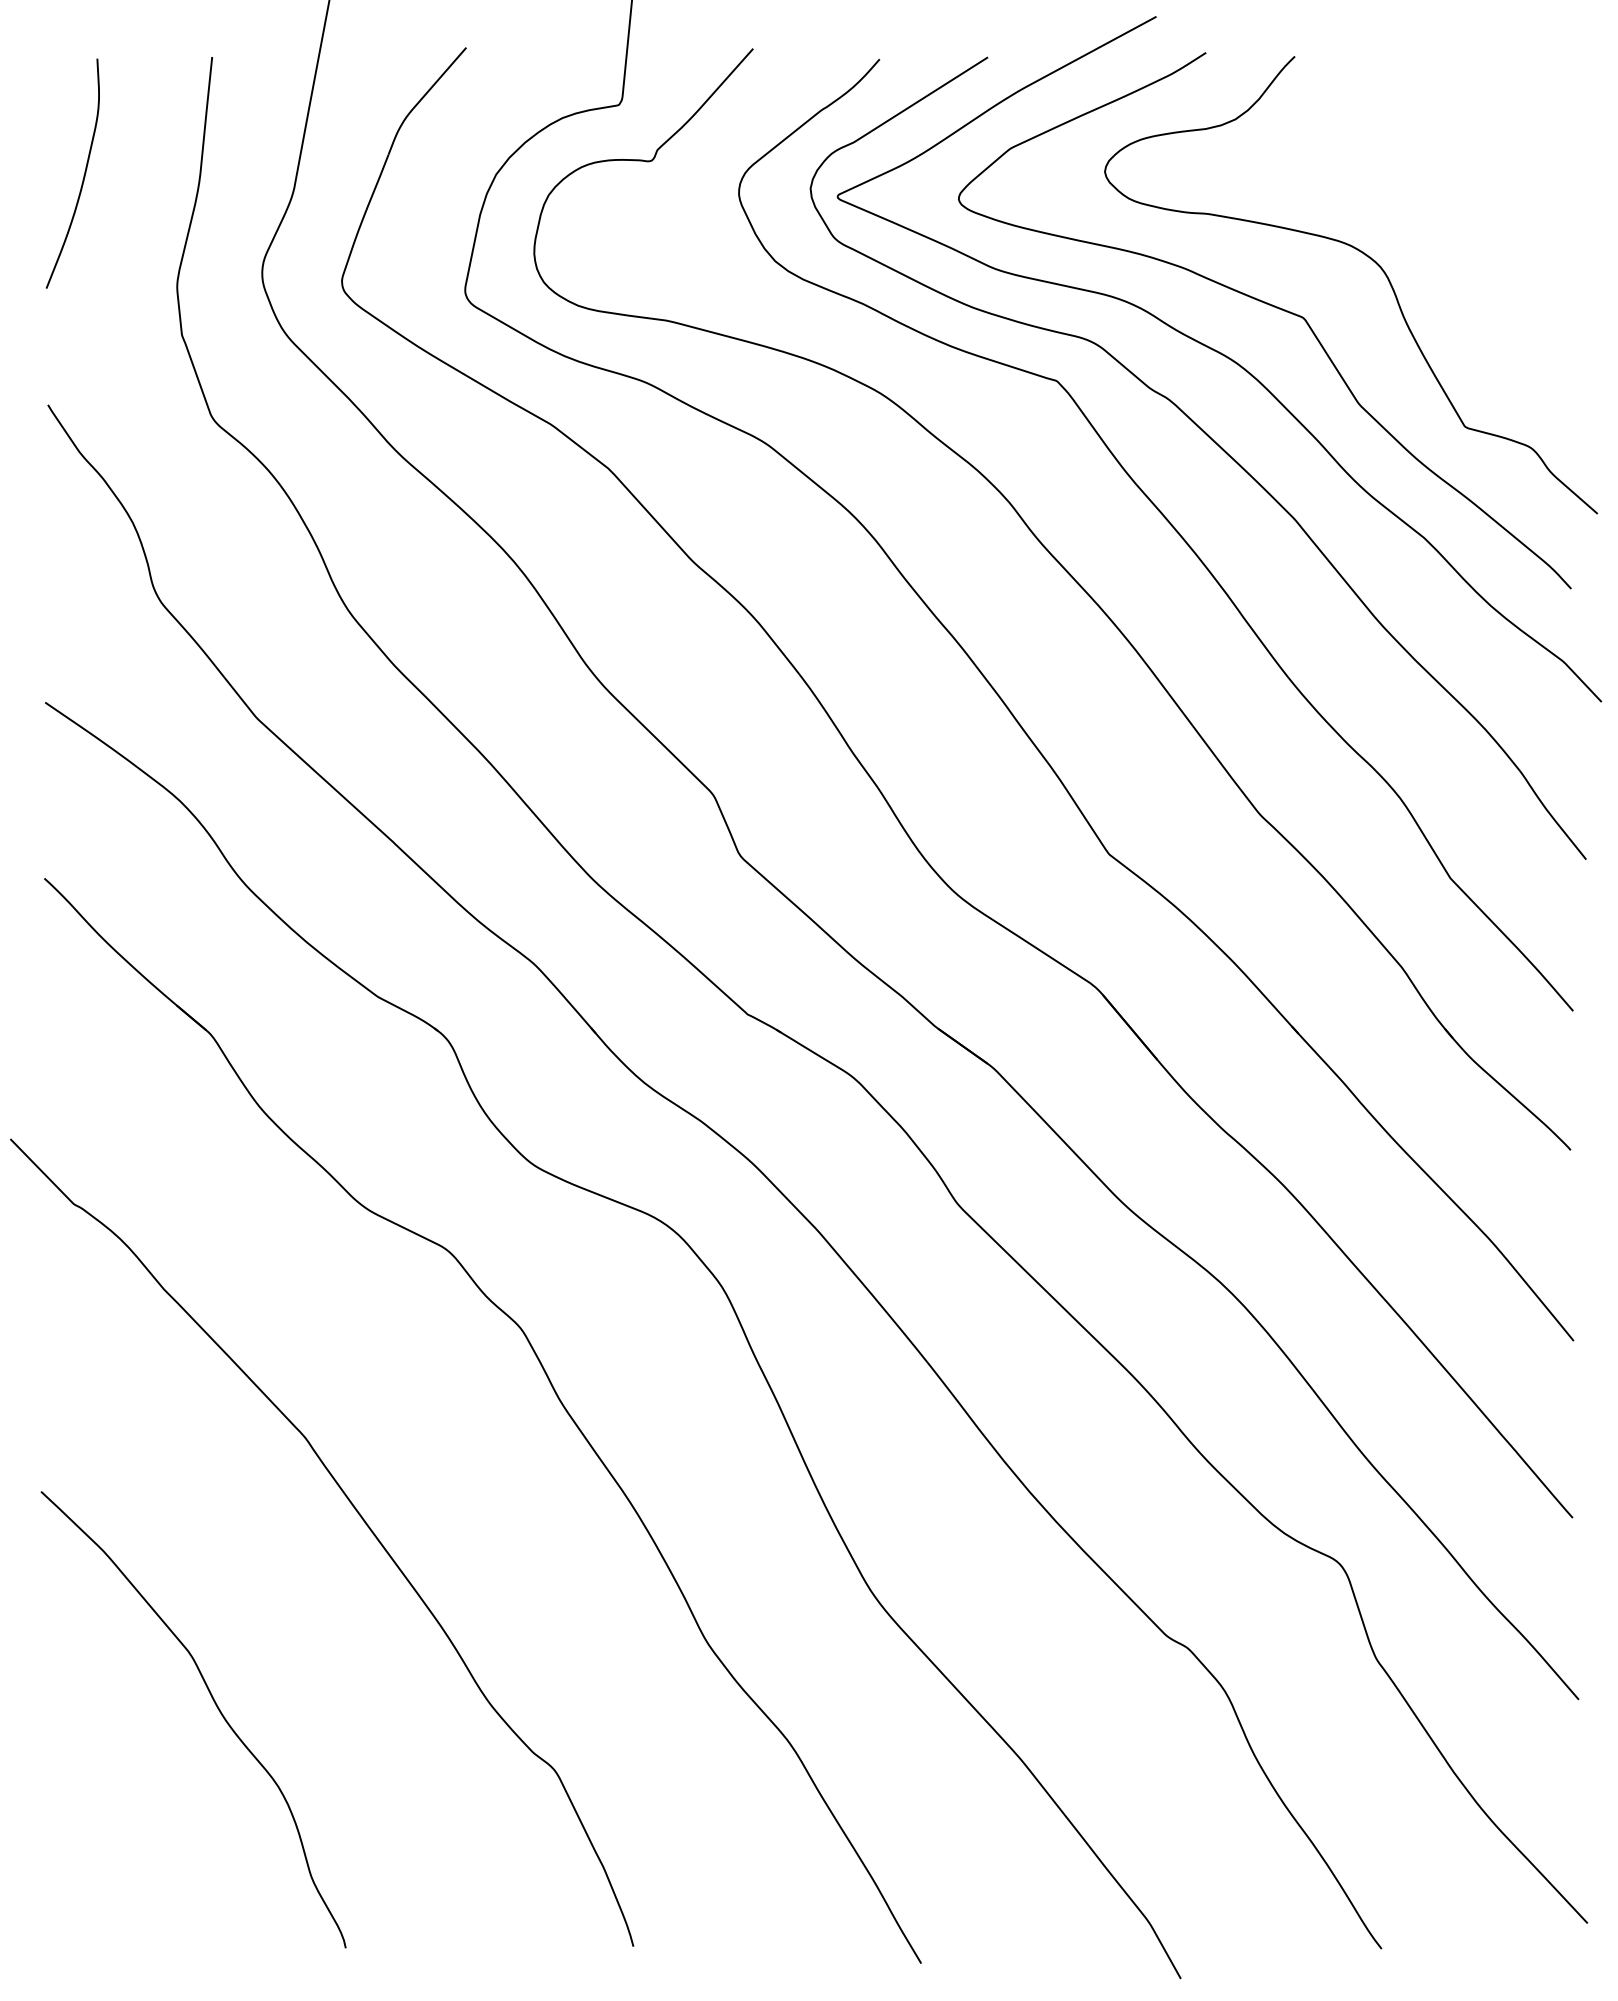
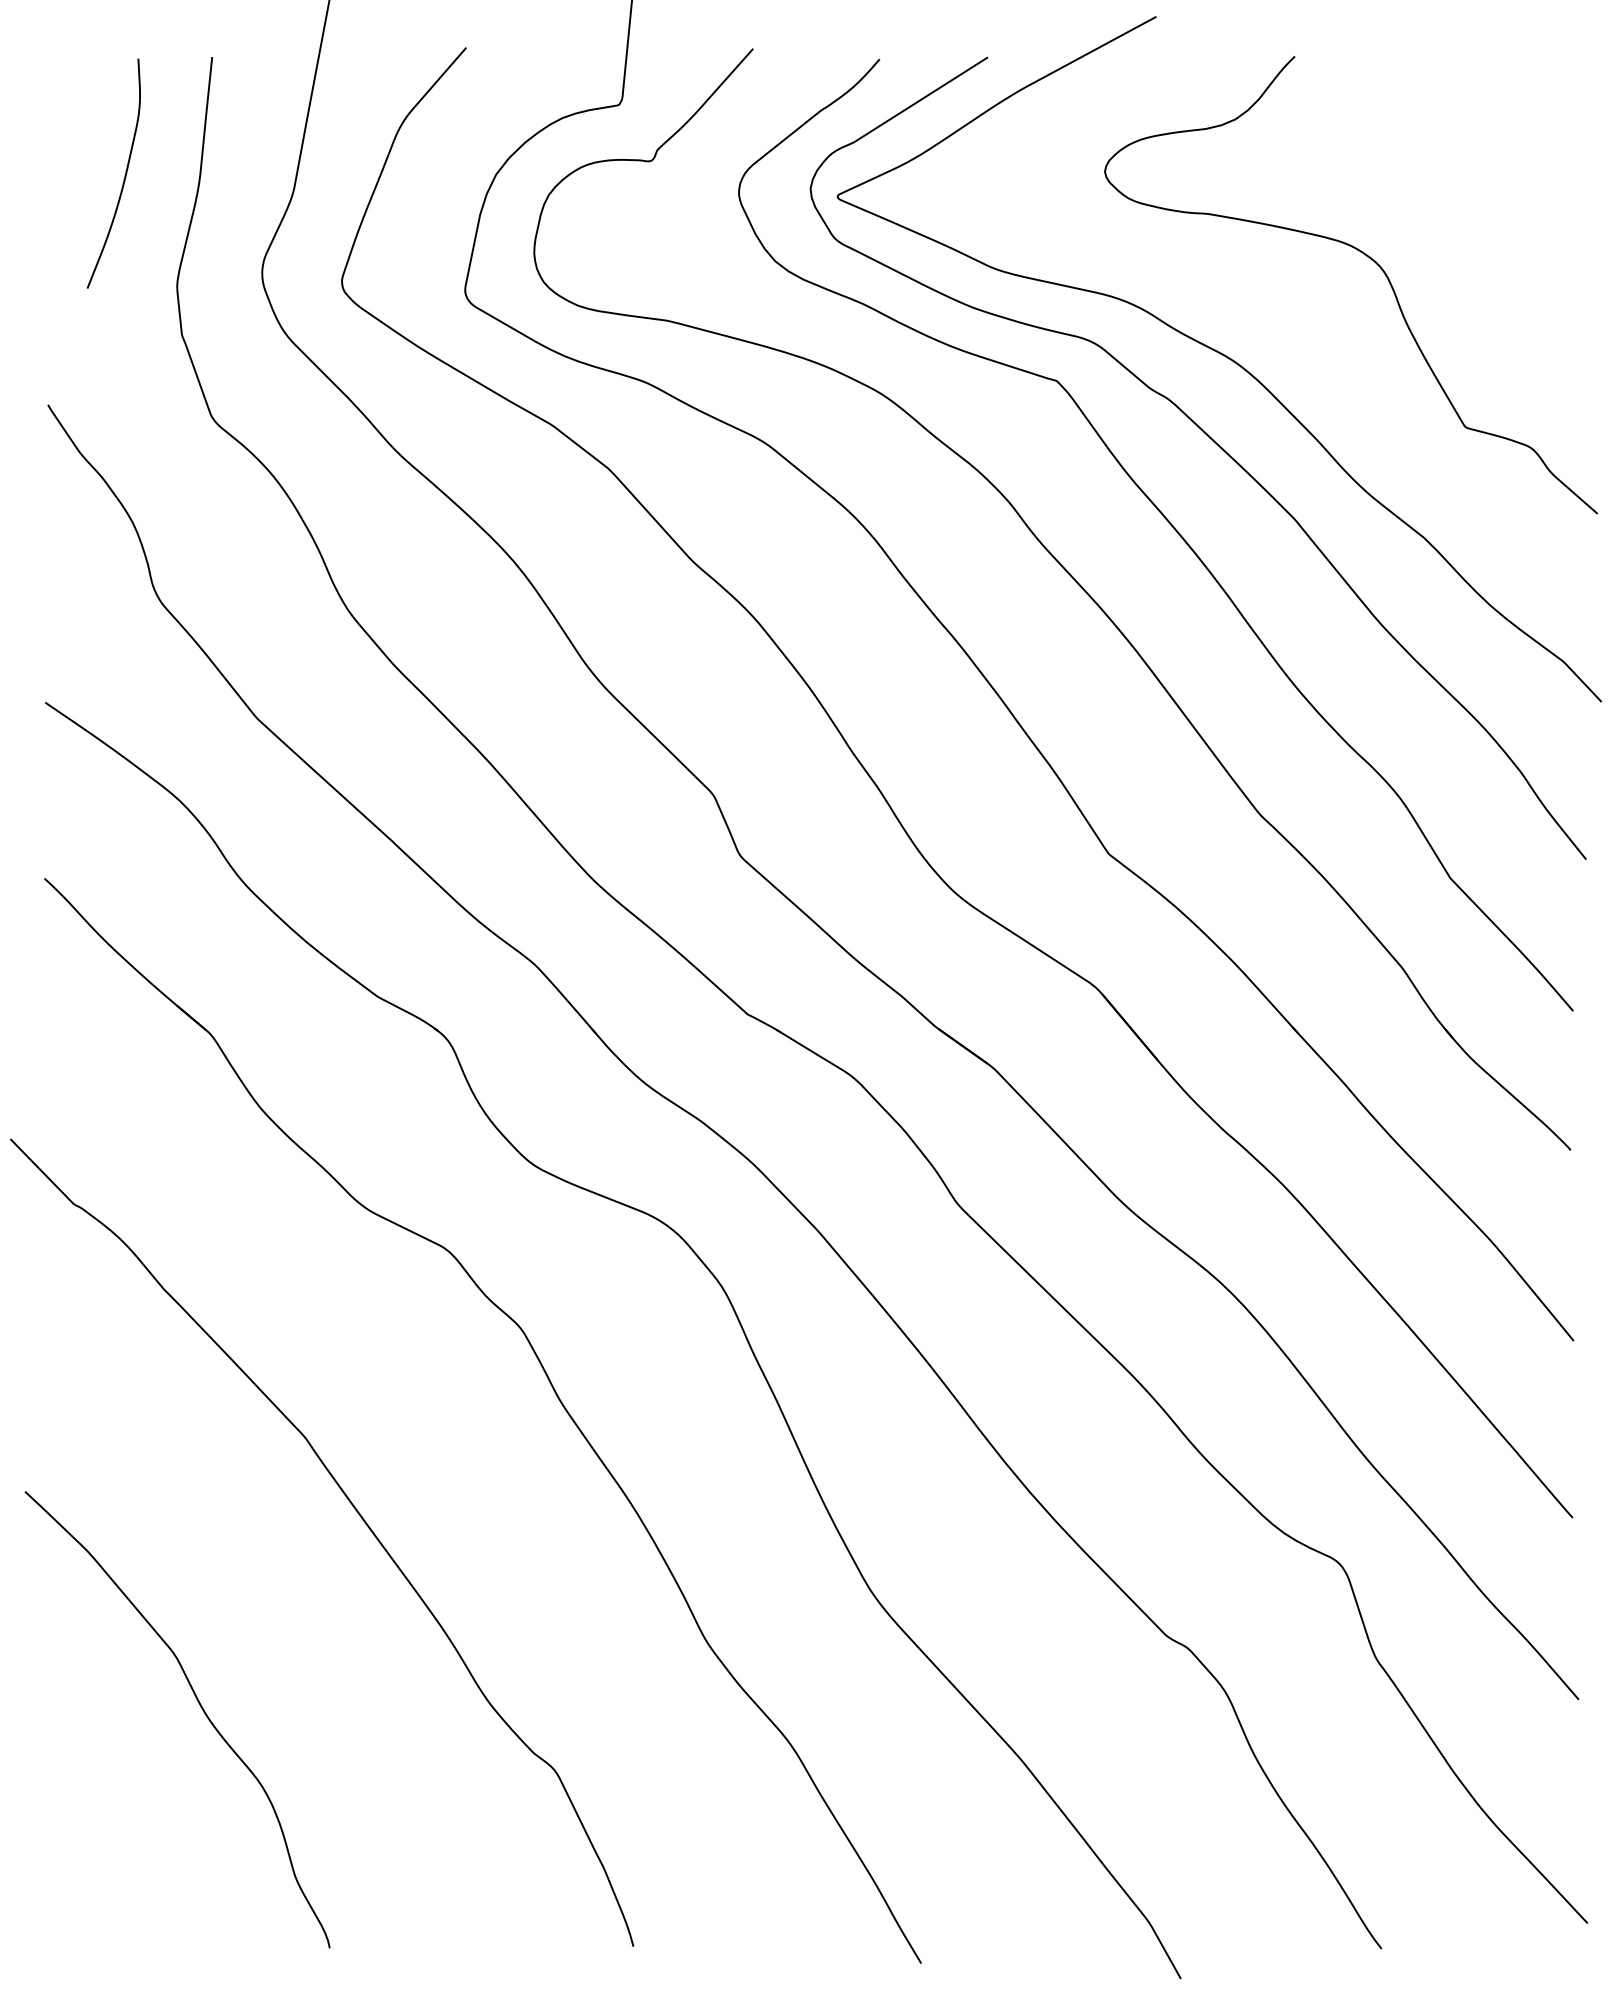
curve position: (83, 175) -> (124, 175) (124, 175)
curve: present -> none (1271, 306)
curve position: (216, 1707) -> (200, 1707) (200, 1707)
